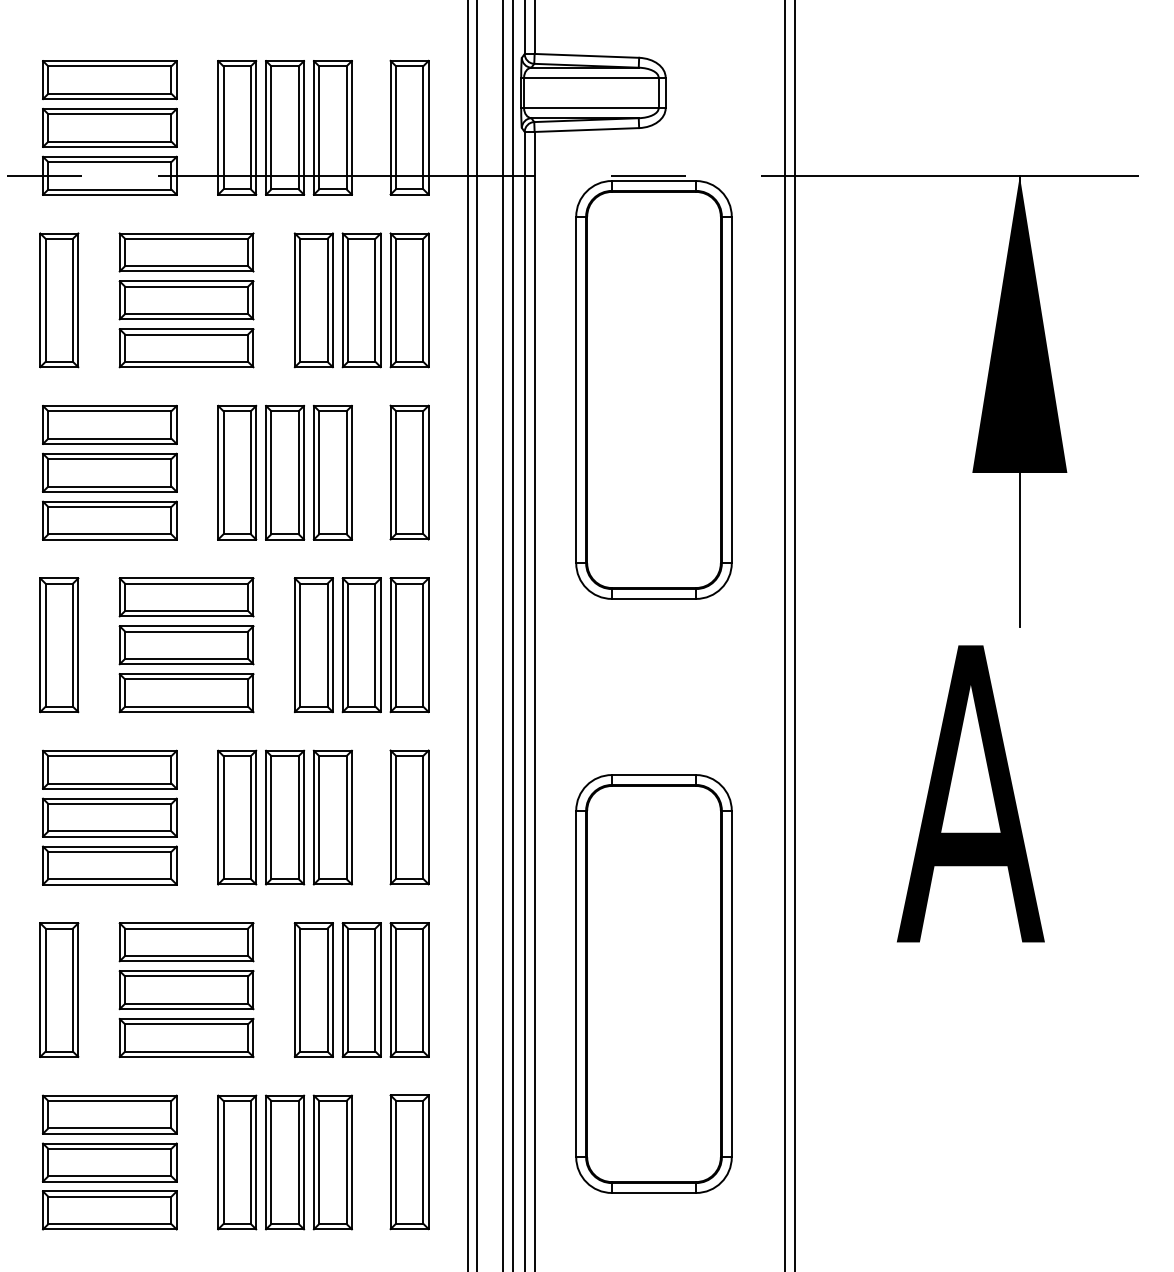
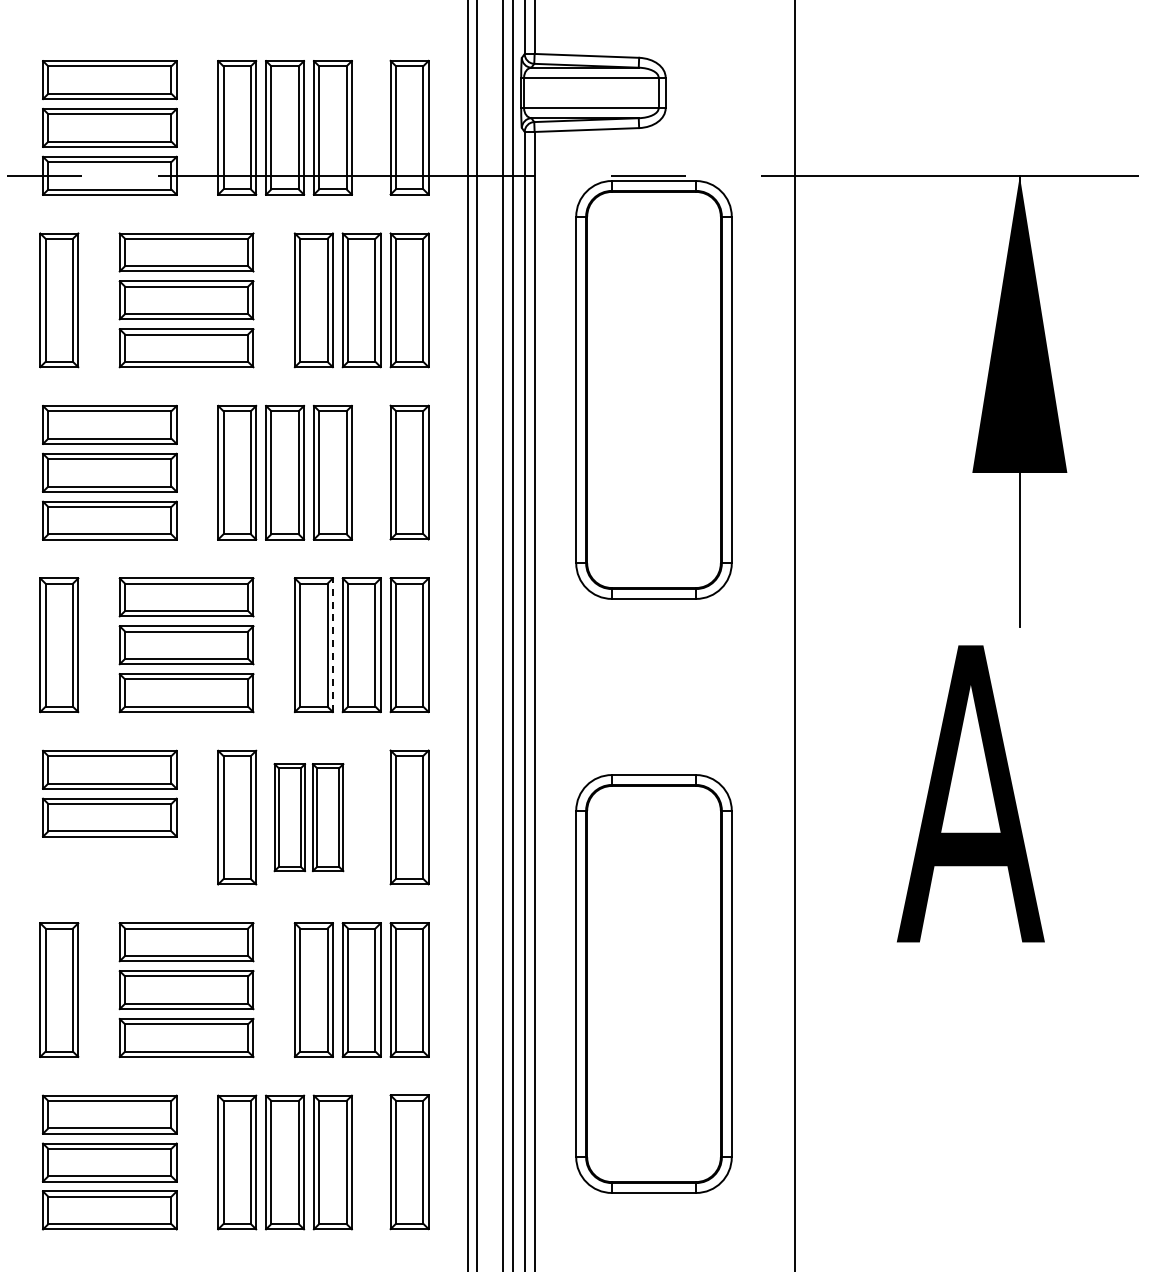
line: present -> none (785, 635)
line: solid -> dashed (332, 645)
part size: 88x137 px -> 72x110 px (308, 817)
part: present -> none (109, 865)
